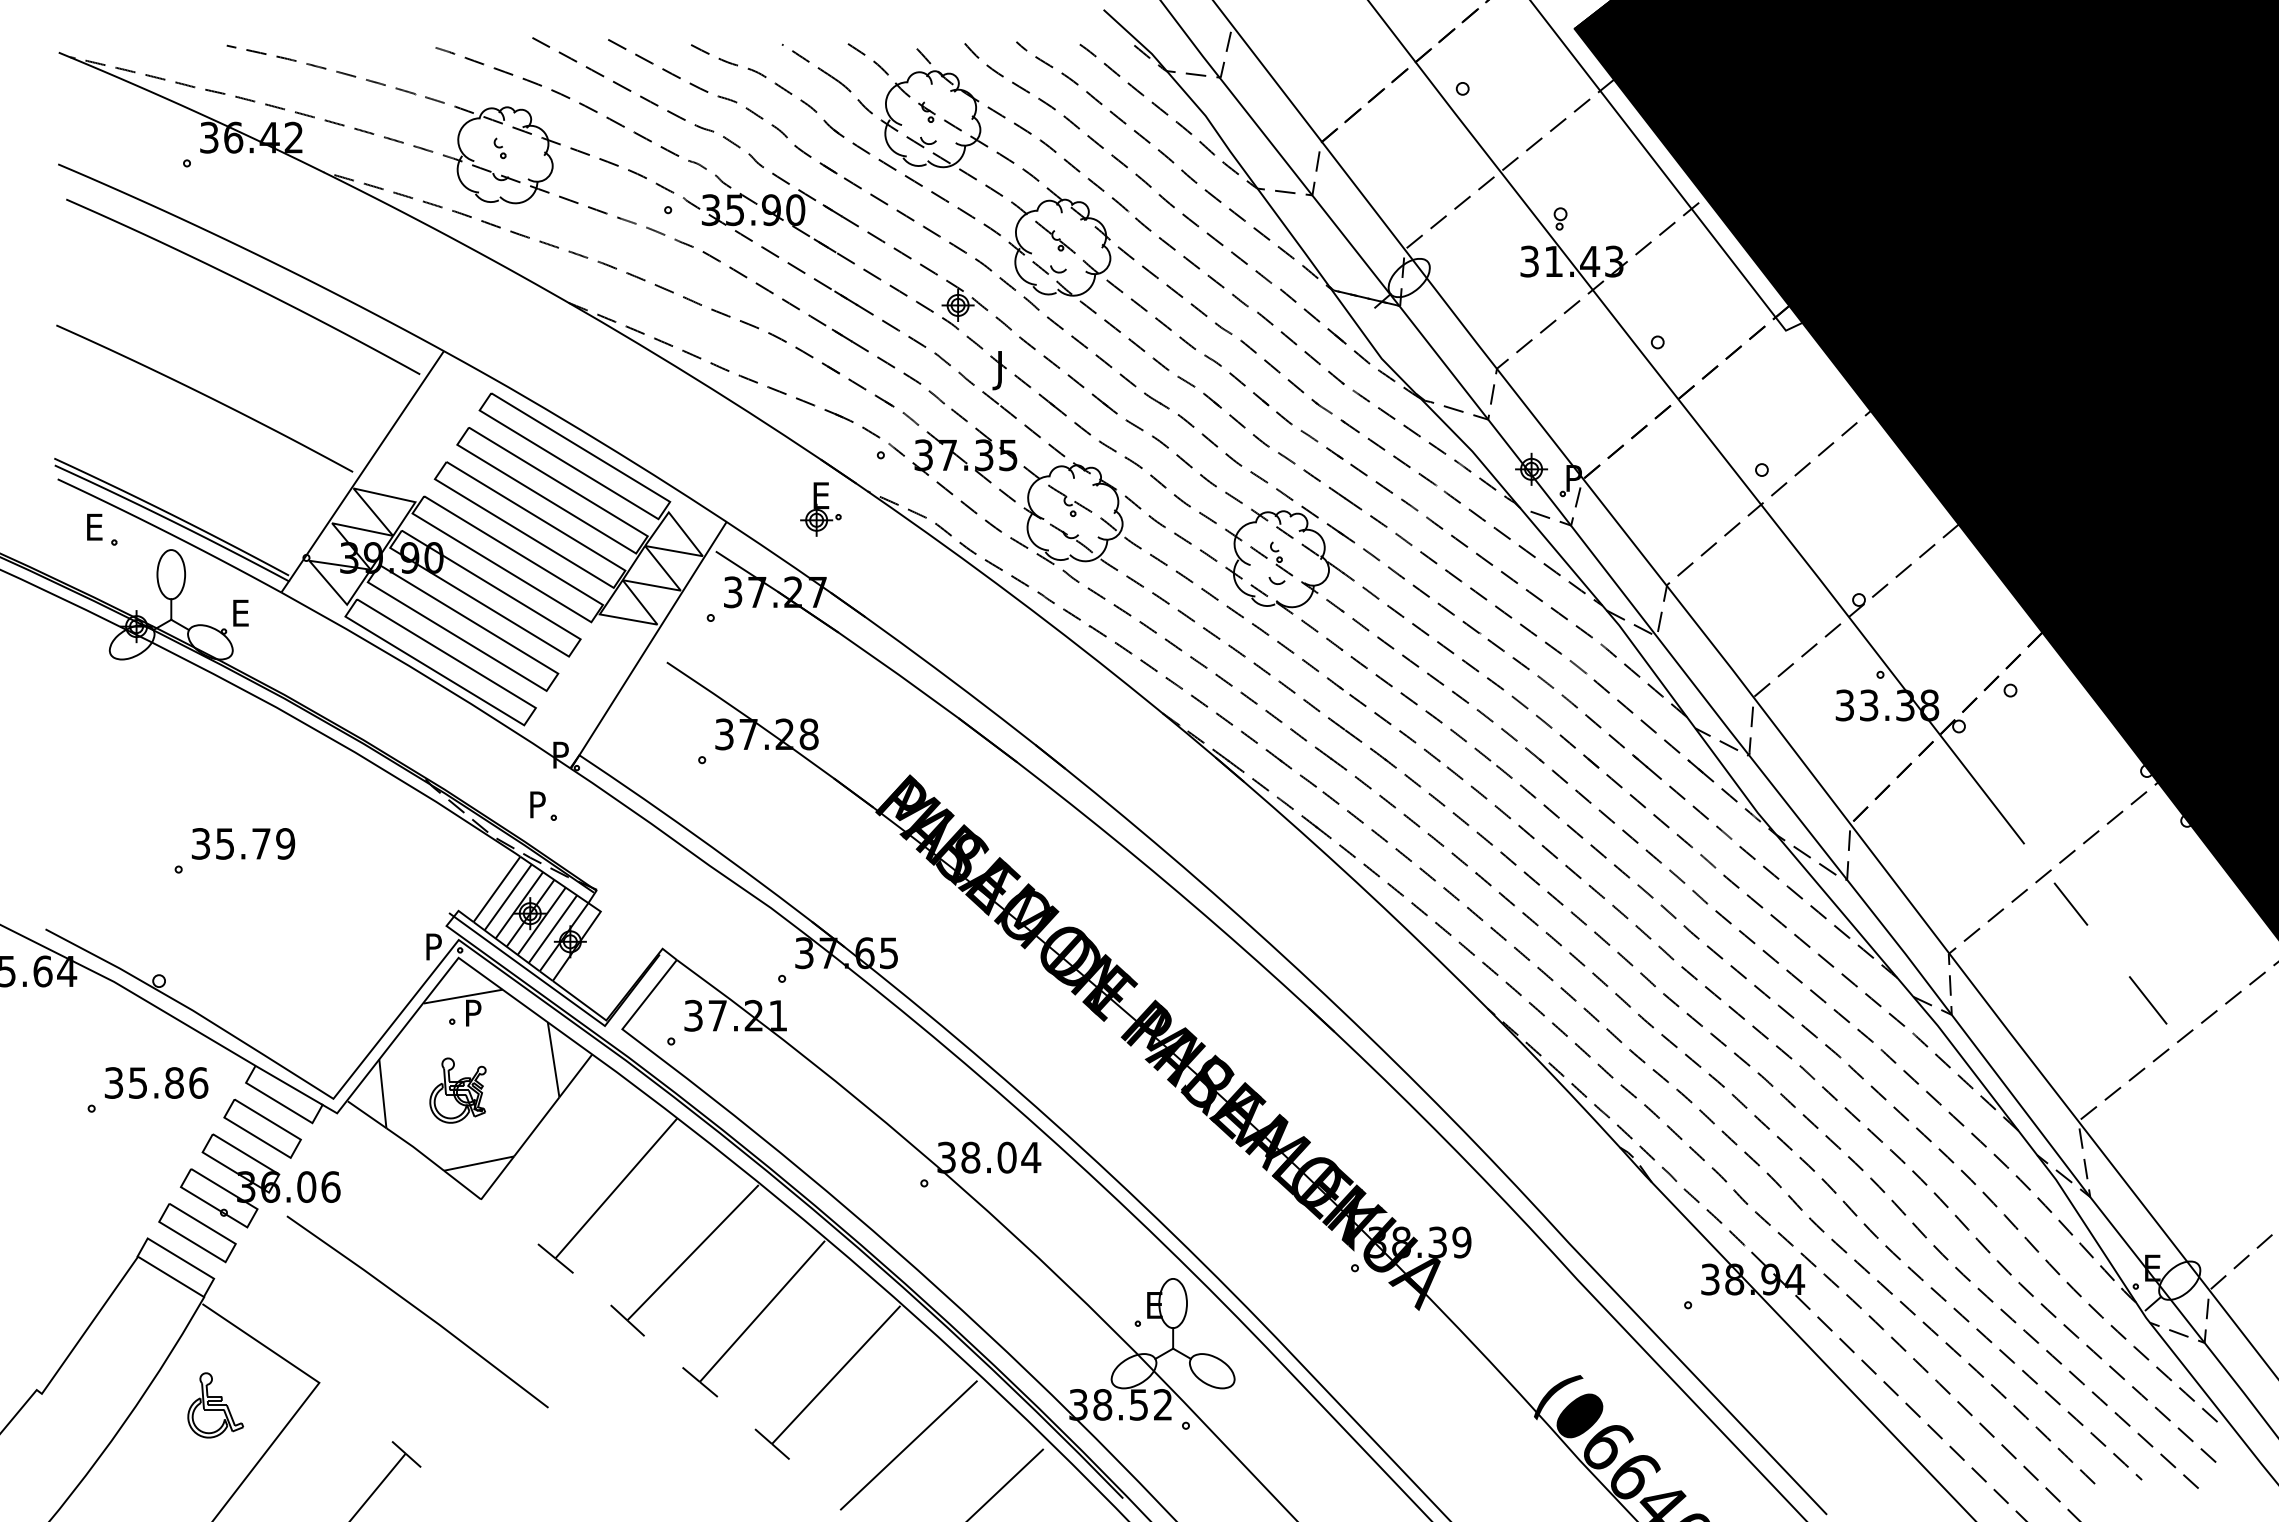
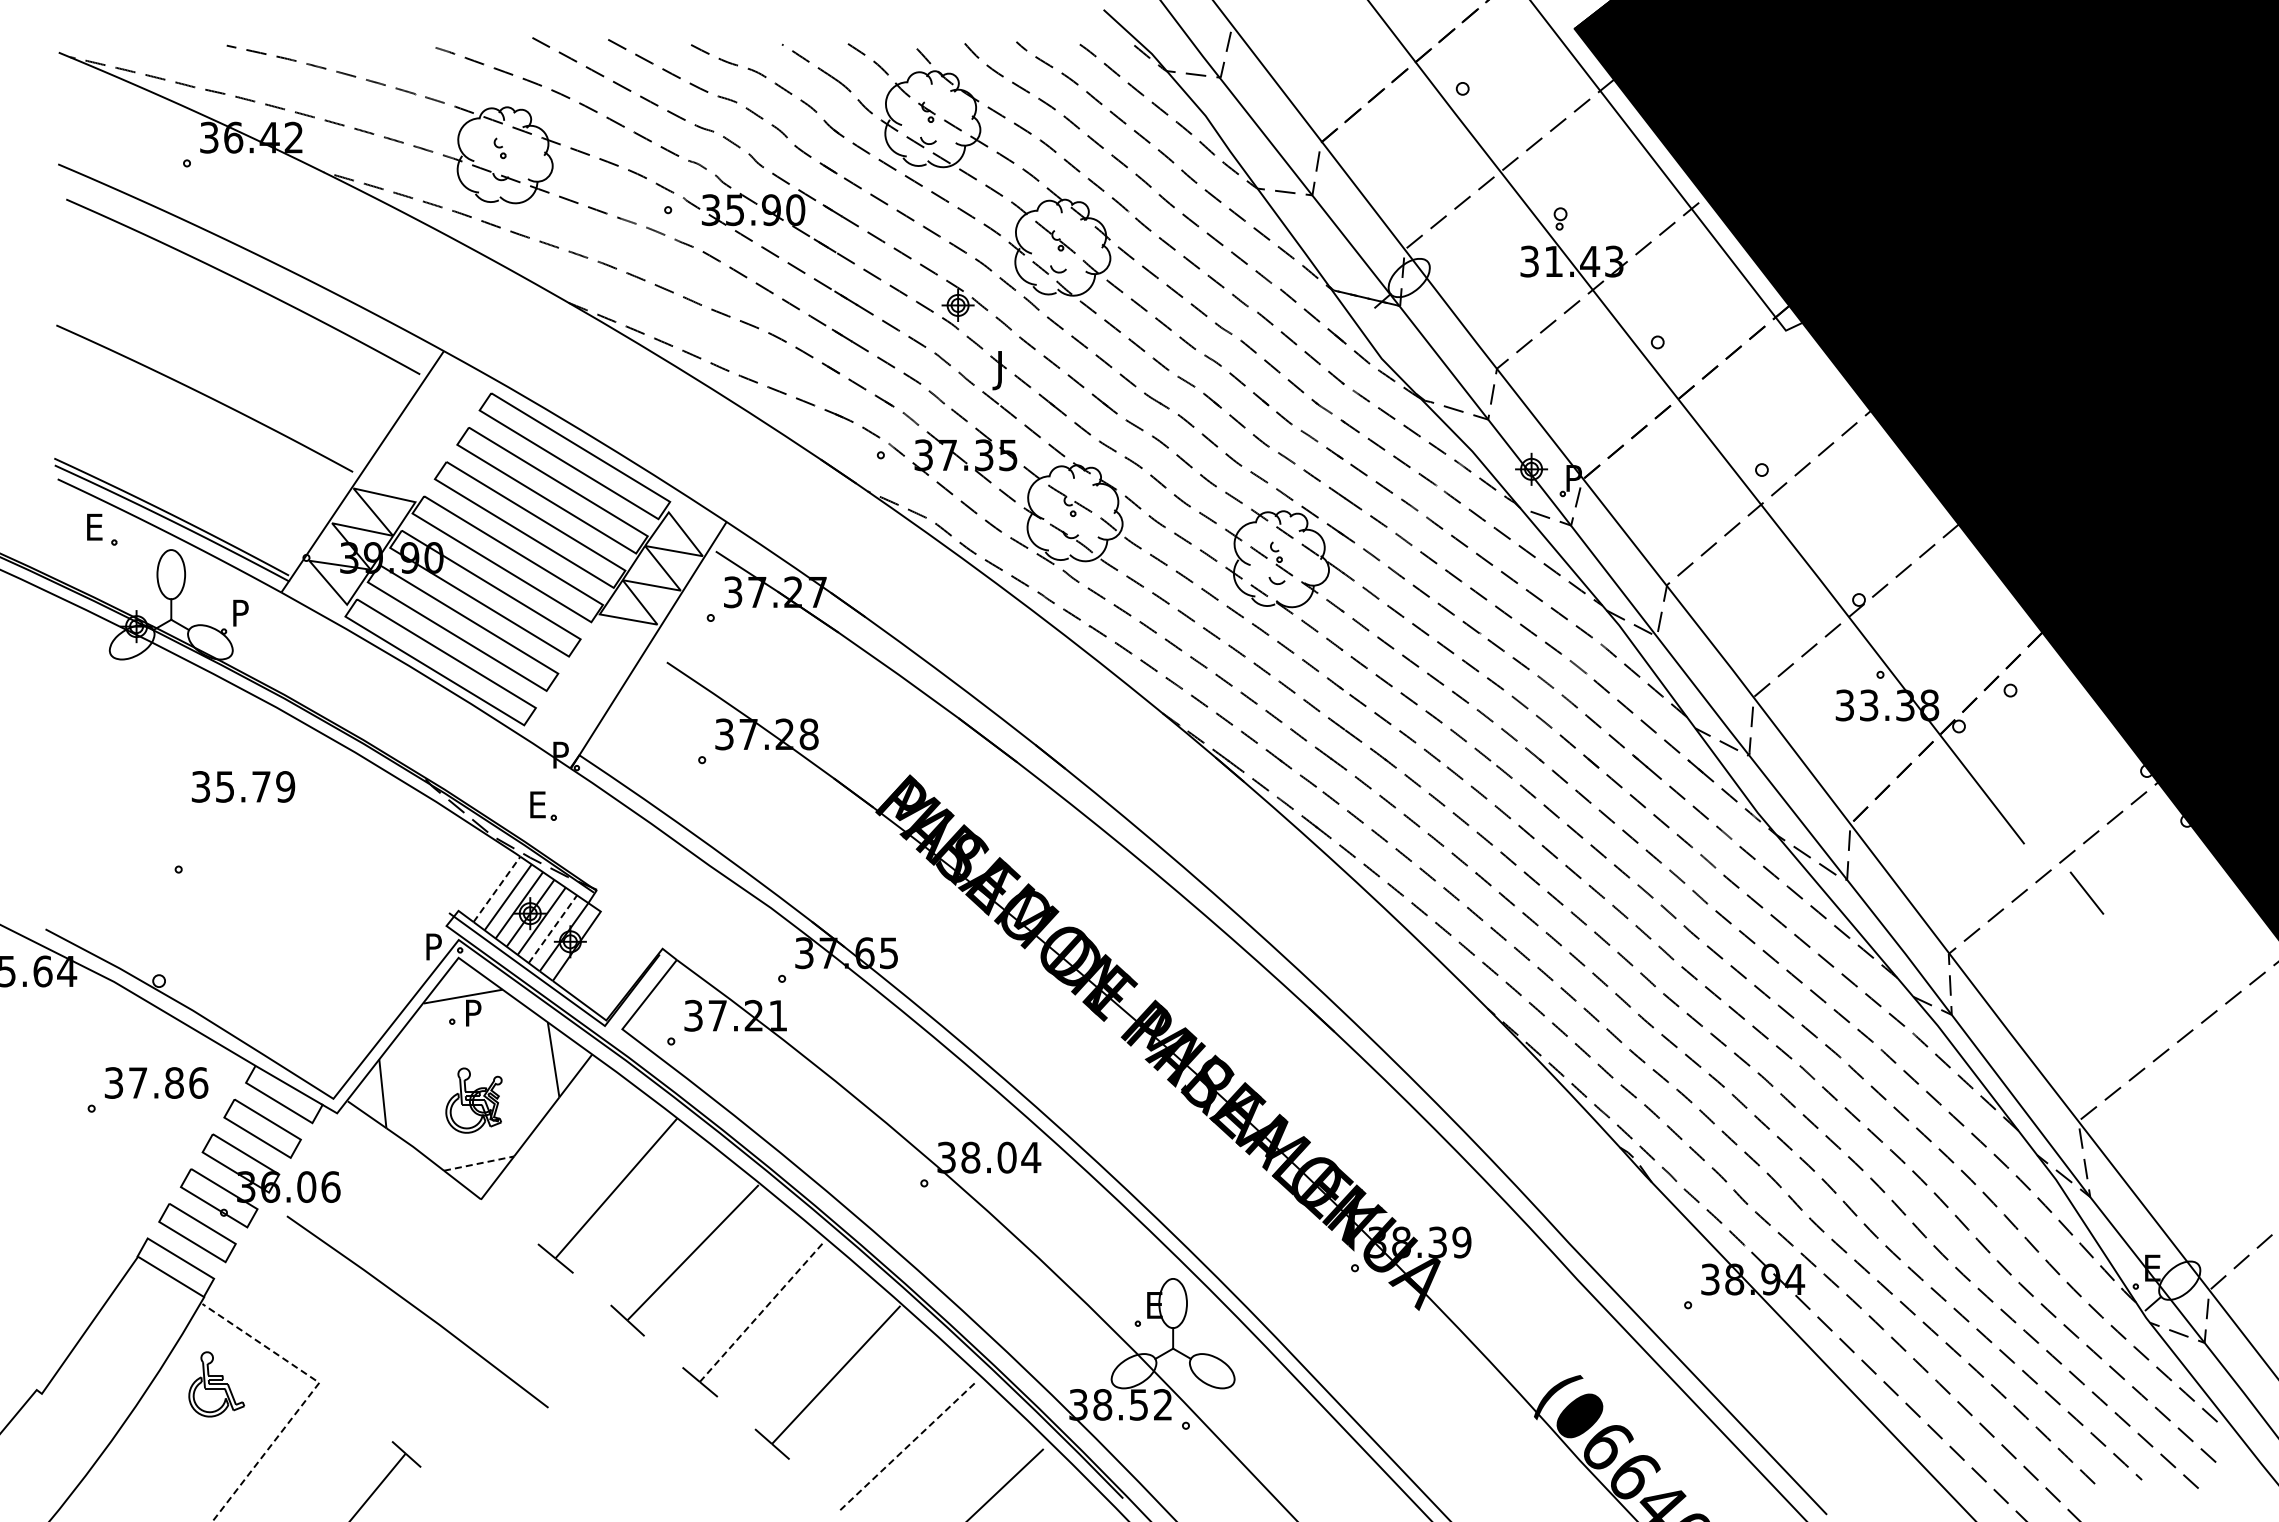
part: present -> none (820, 509)
text: E -> P (242, 612)
text: P -> E (539, 804)
text position: (243, 843) -> (243, 786) (243, 786)
line: solid -> dashed (497, 889)
line position: (2070, 903) -> (2086, 892) (2086, 892)
line: solid -> dashed (552, 929)
line: present -> none (2148, 1000)
text: 35.86 -> 37.86 (138, 1082)
part position: (457, 1090) -> (473, 1100) (473, 1100)
line: solid -> dashed (479, 1163)
line: solid -> dashed (762, 1311)
line: solid -> dashed (309, 1395)
part position: (215, 1405) -> (216, 1384) (216, 1384)
line: solid -> dashed (909, 1445)
